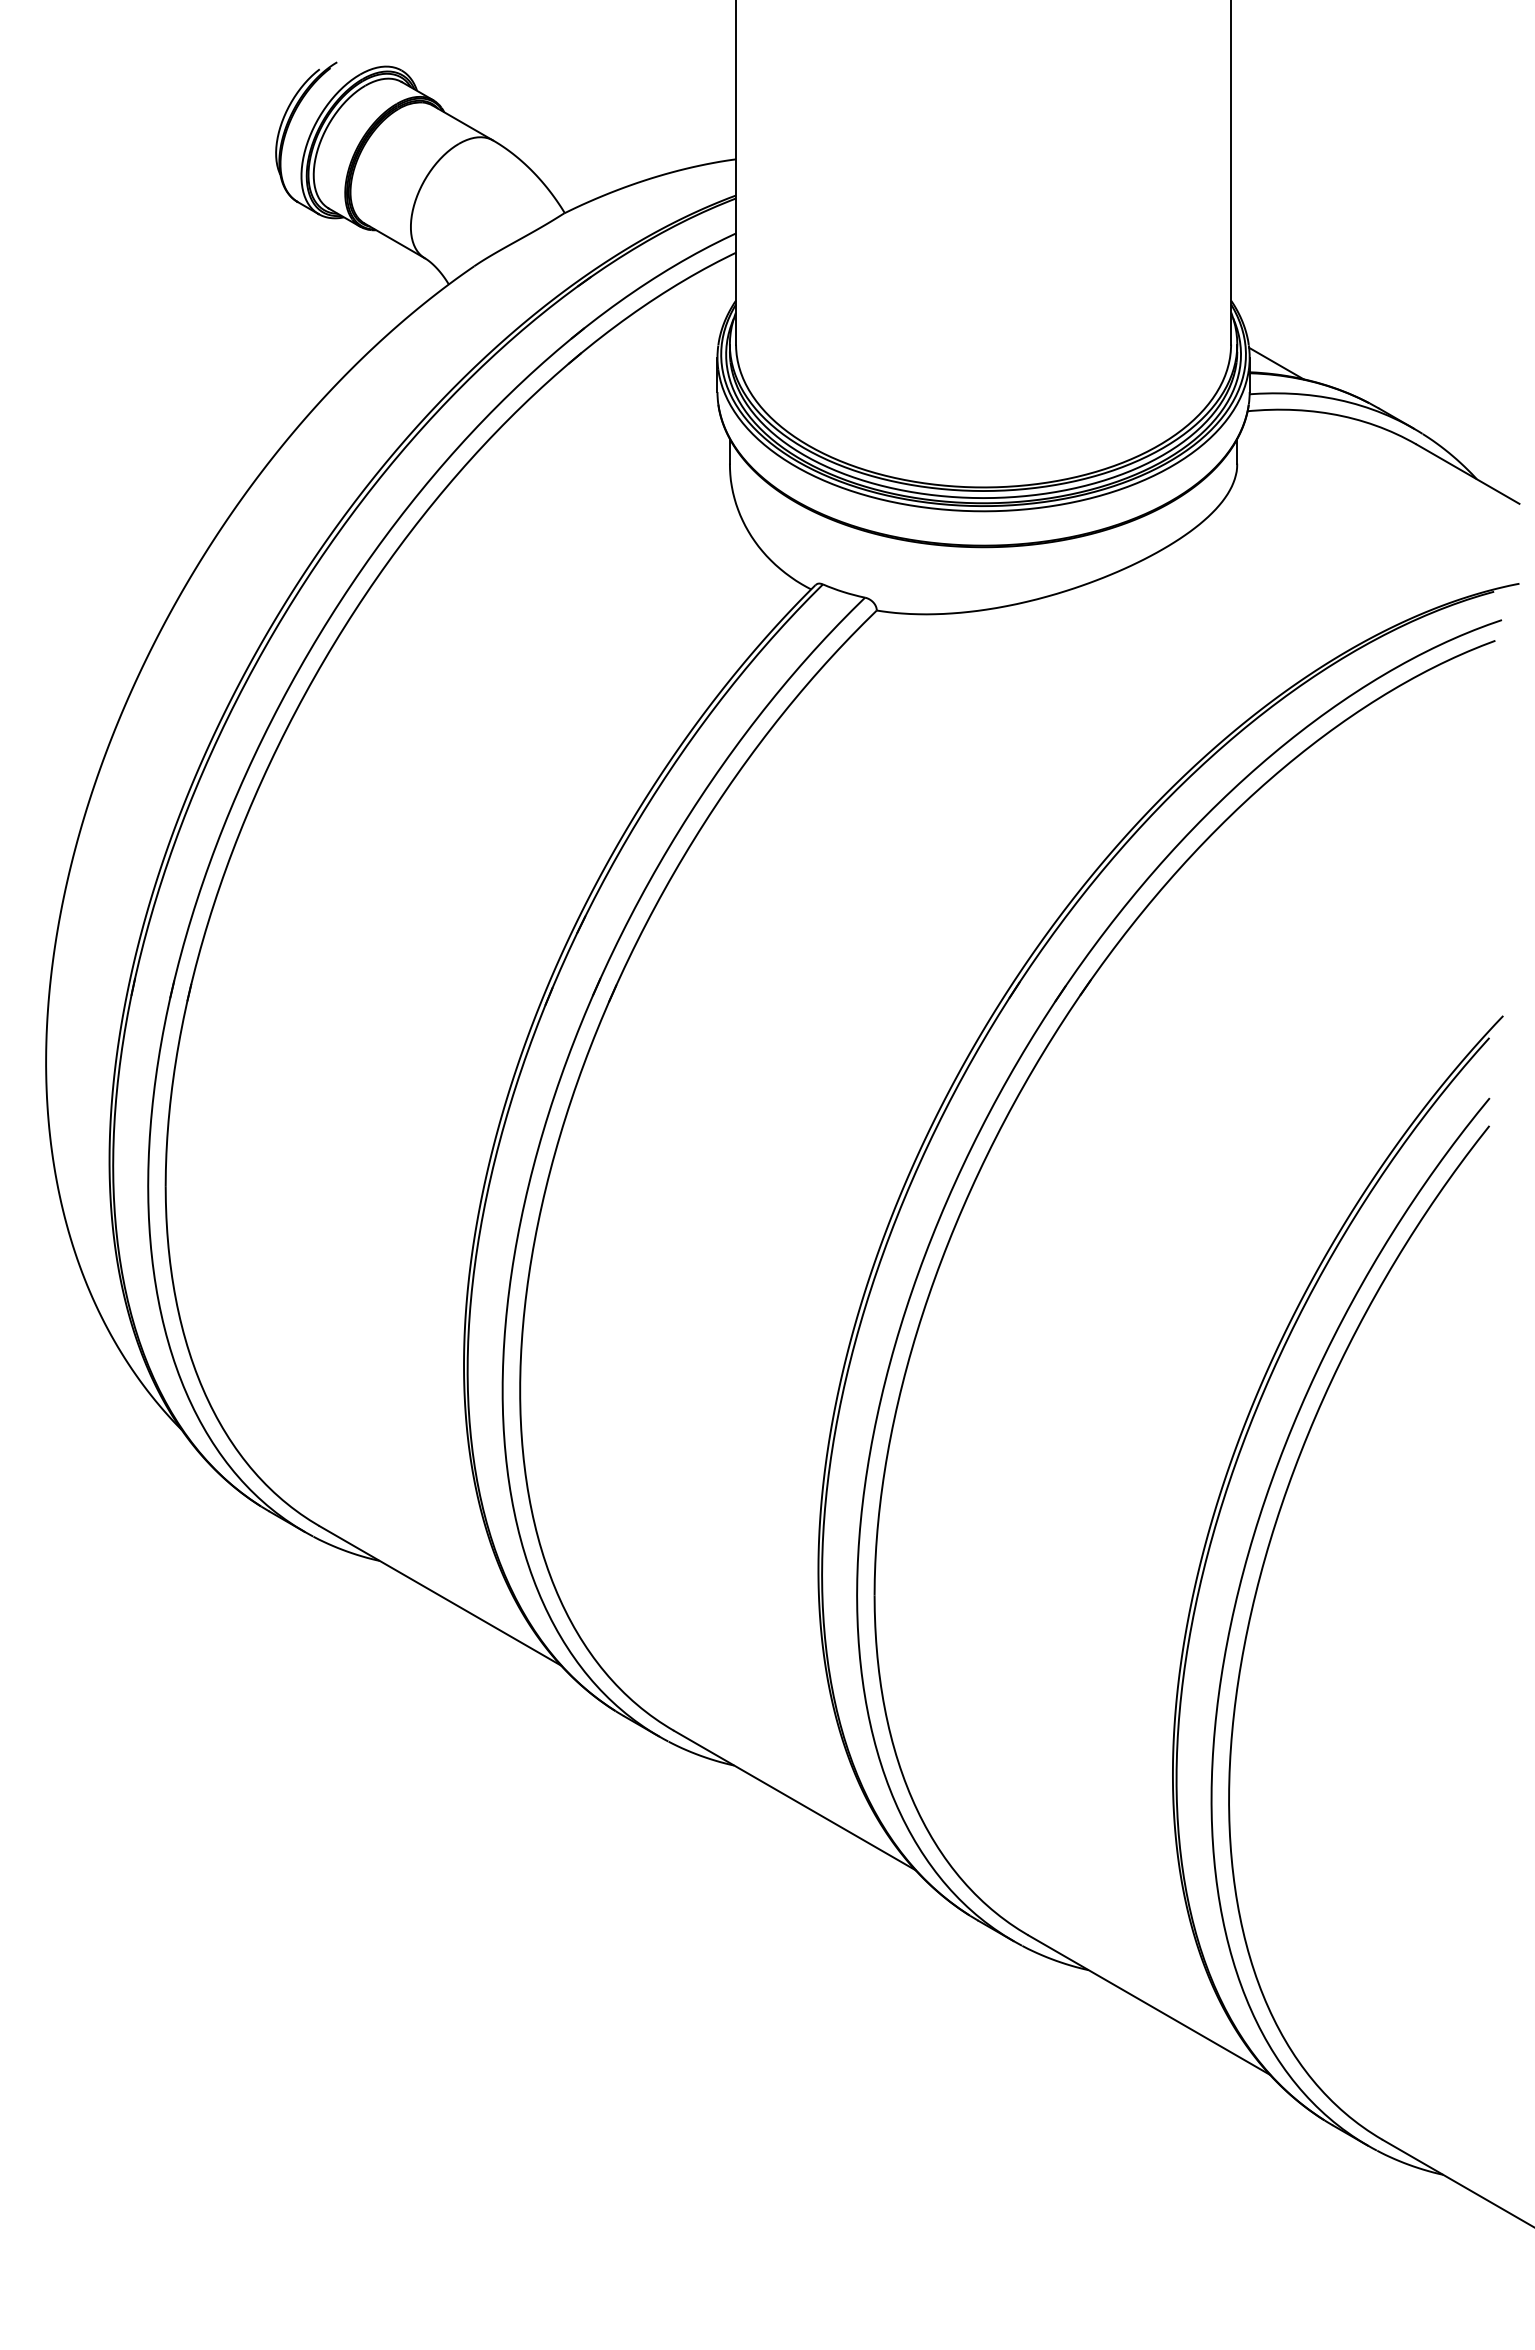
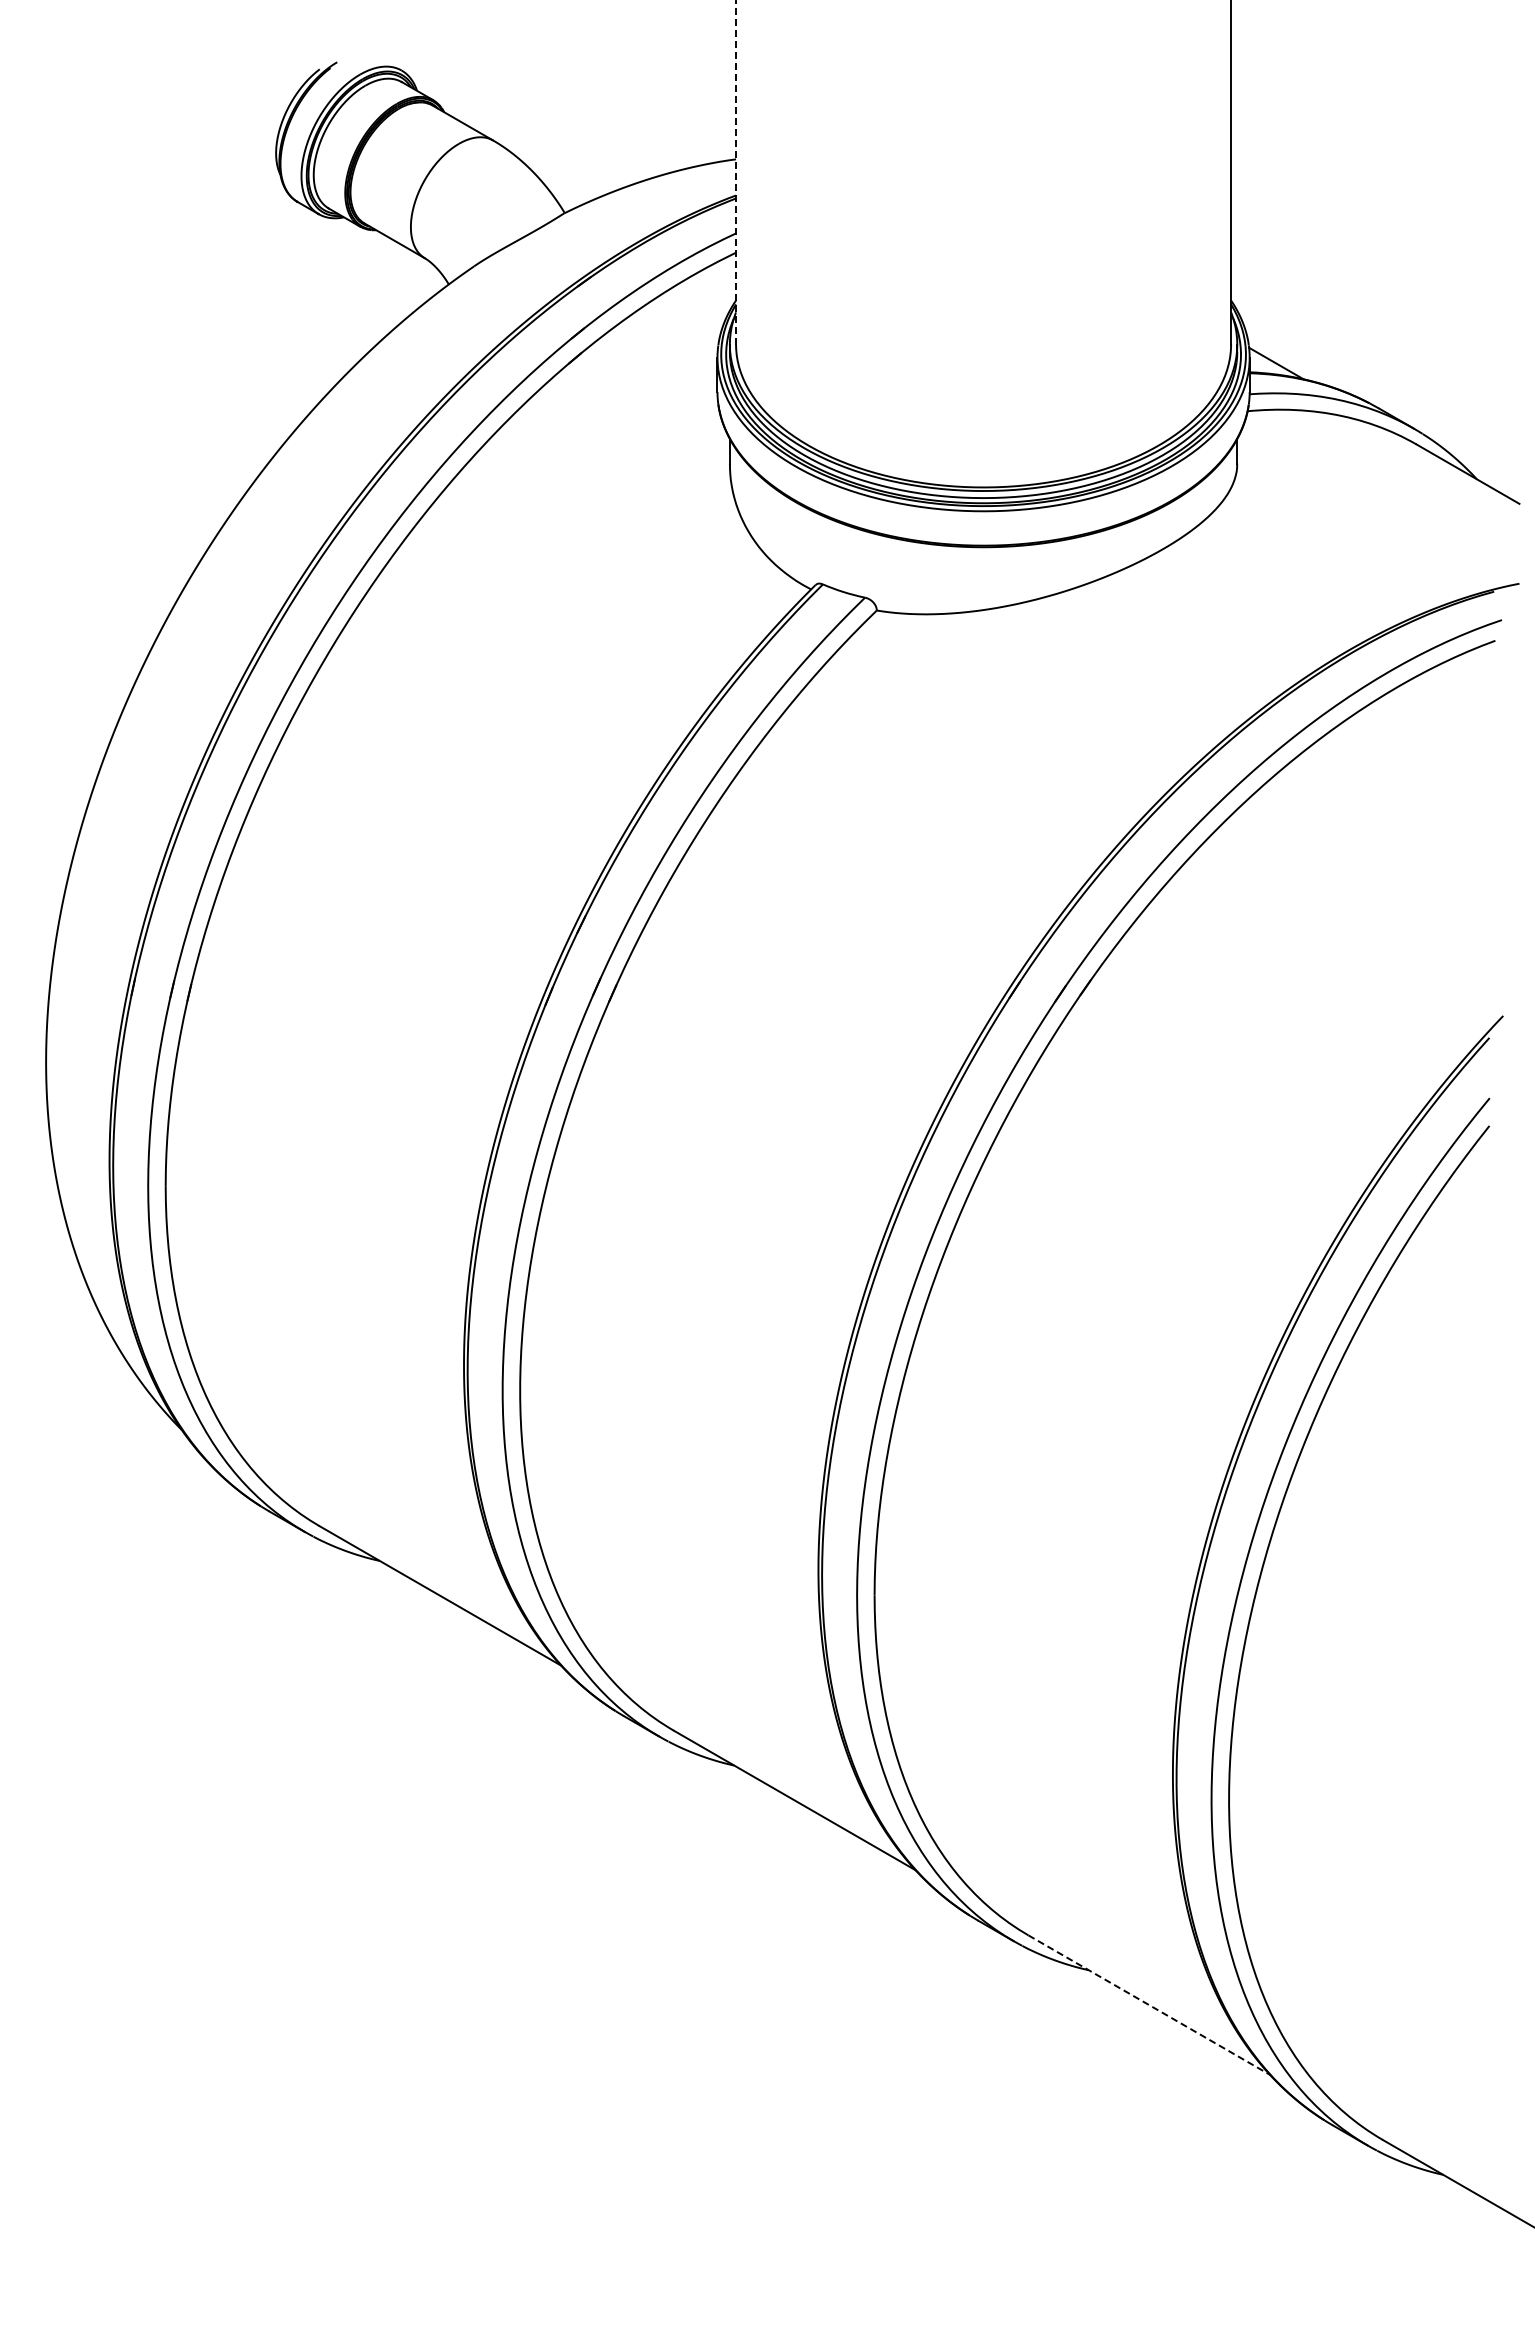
line: solid -> dashed (736, 172)
line: solid -> dashed (1149, 2005)
